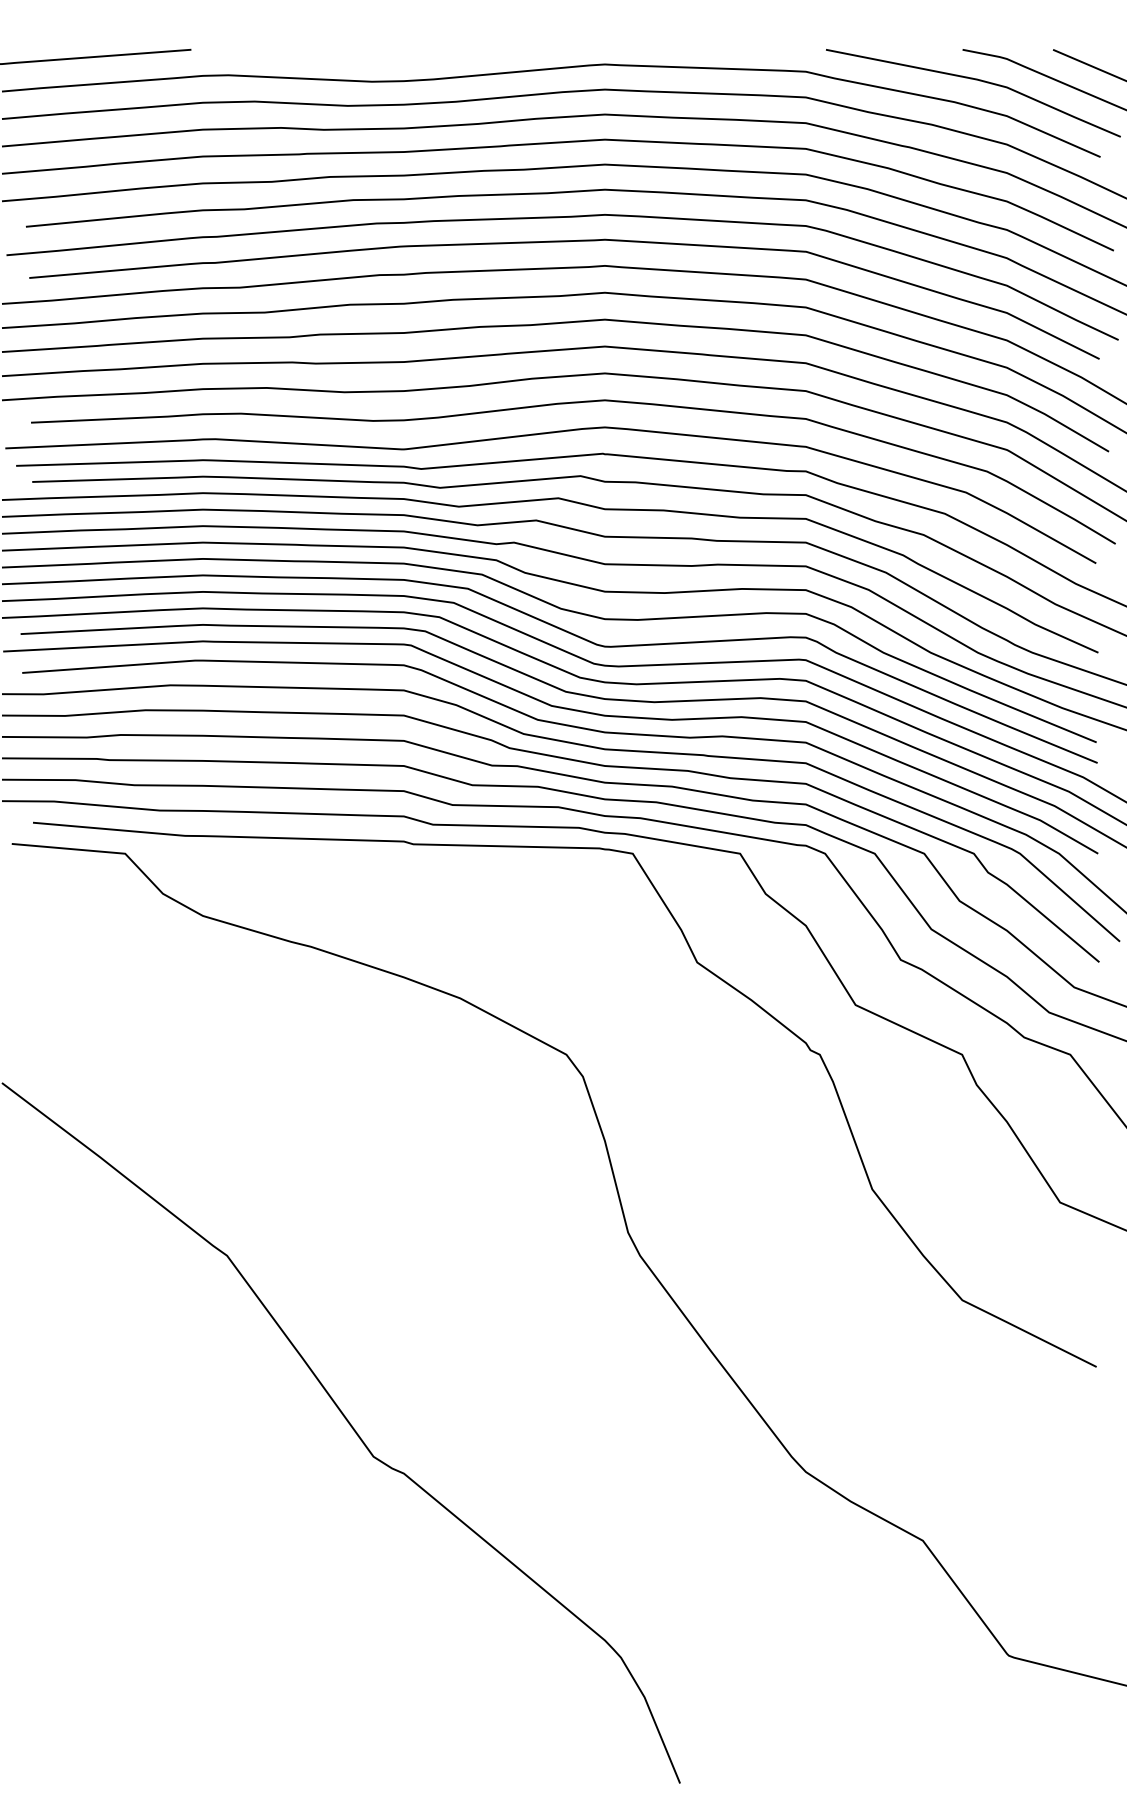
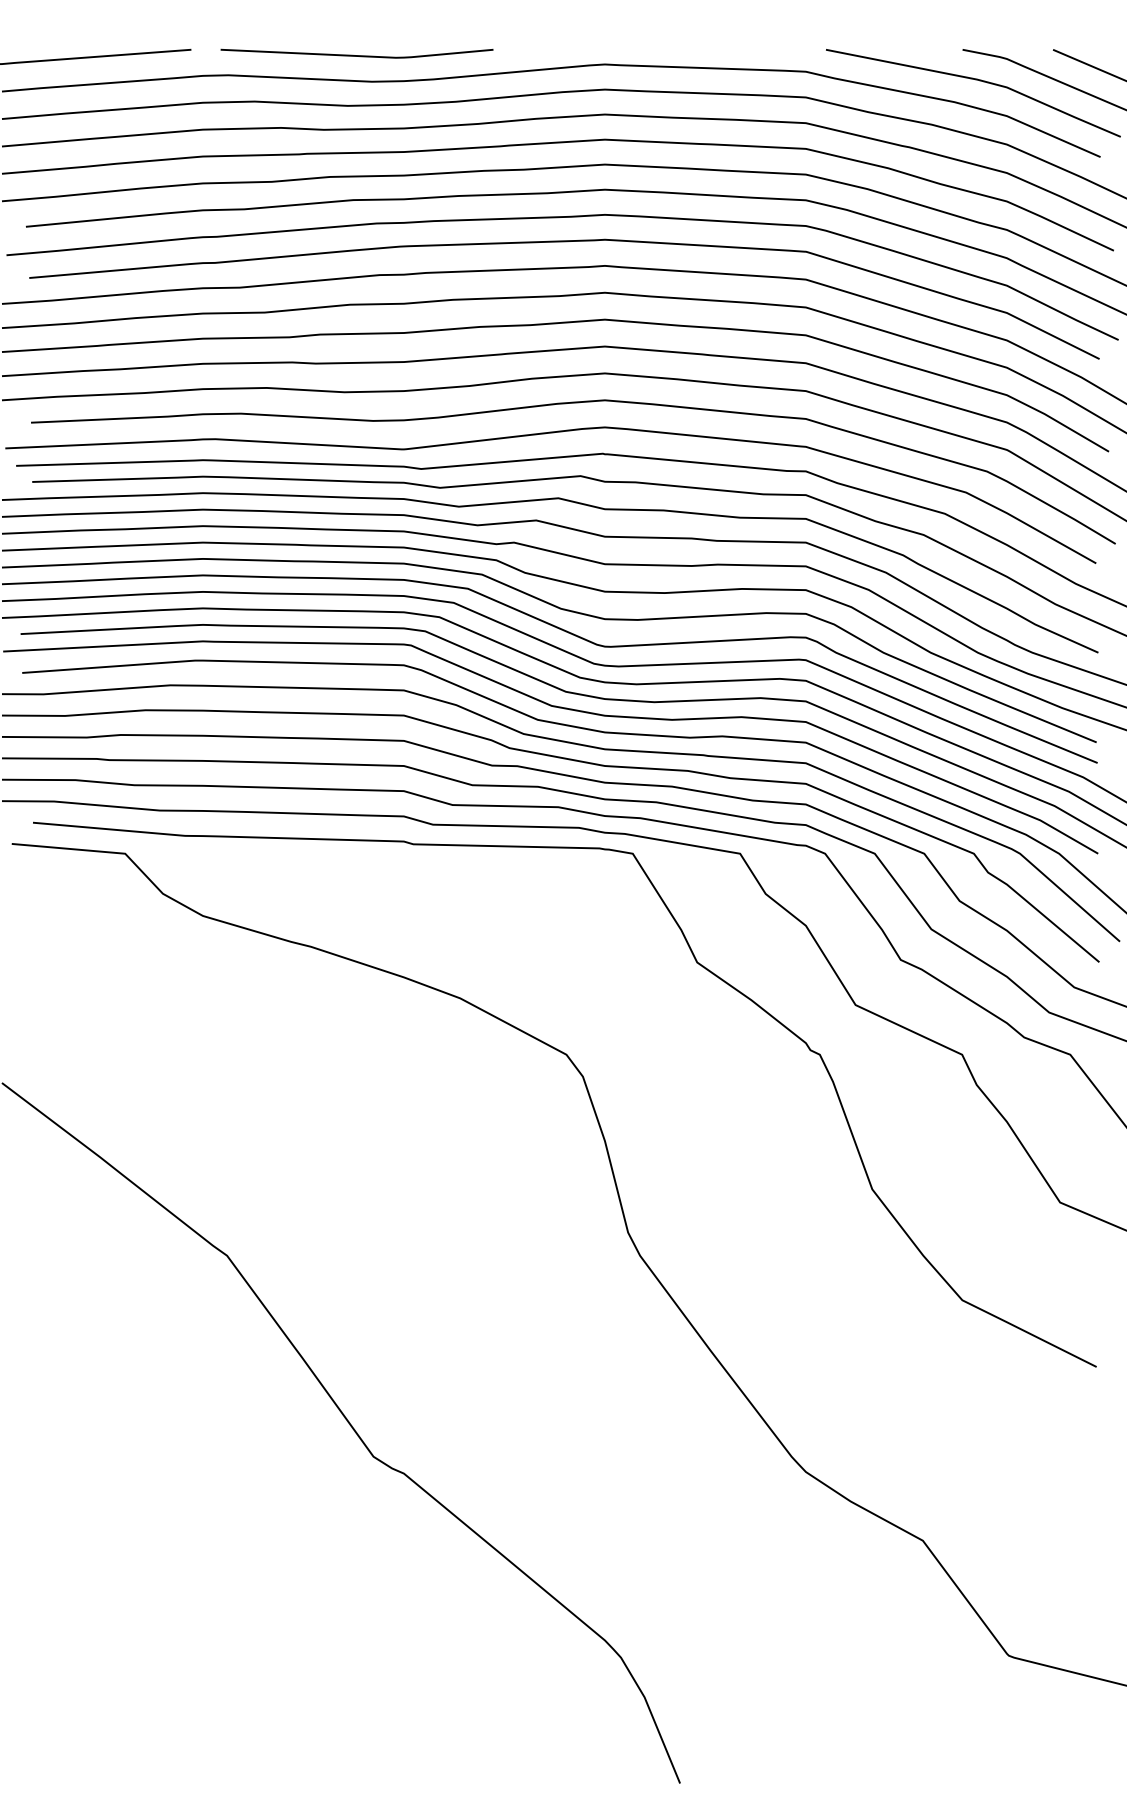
line: none -> present (356, 55)
